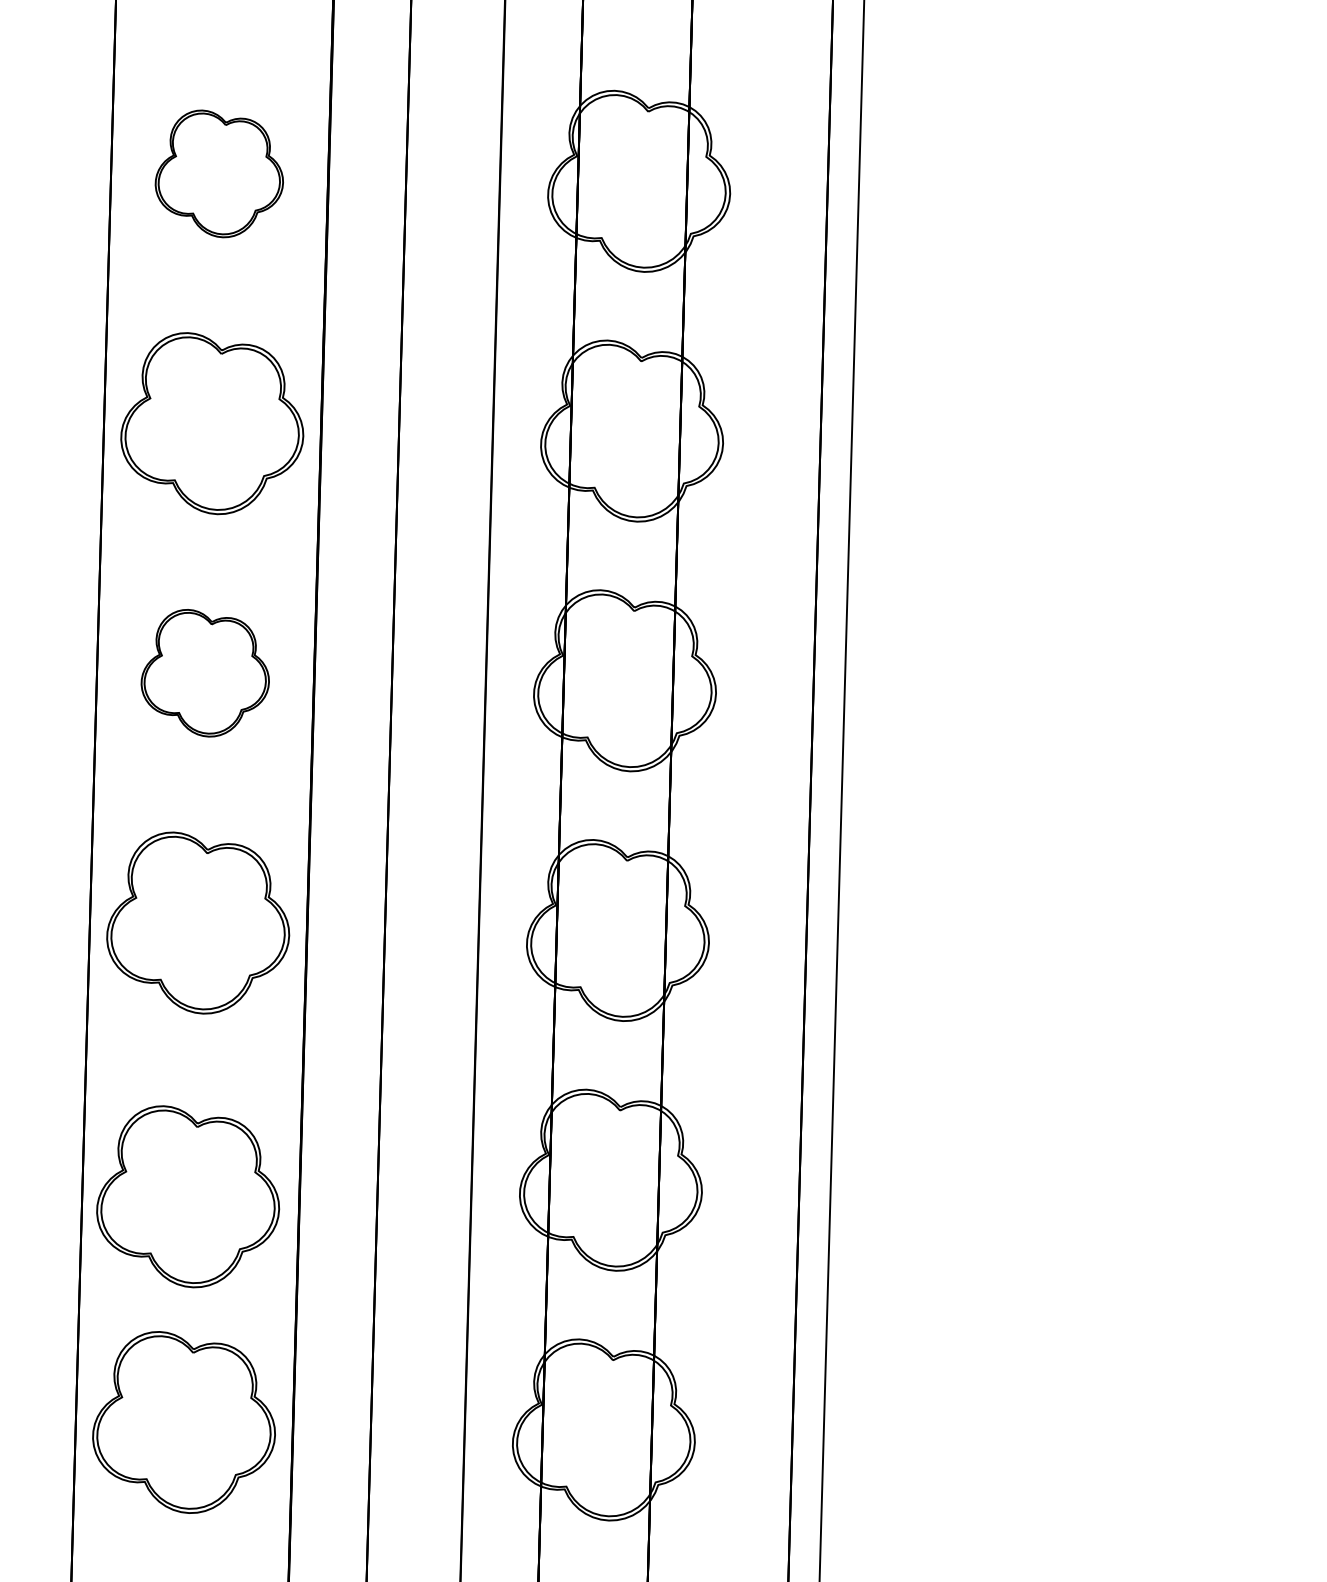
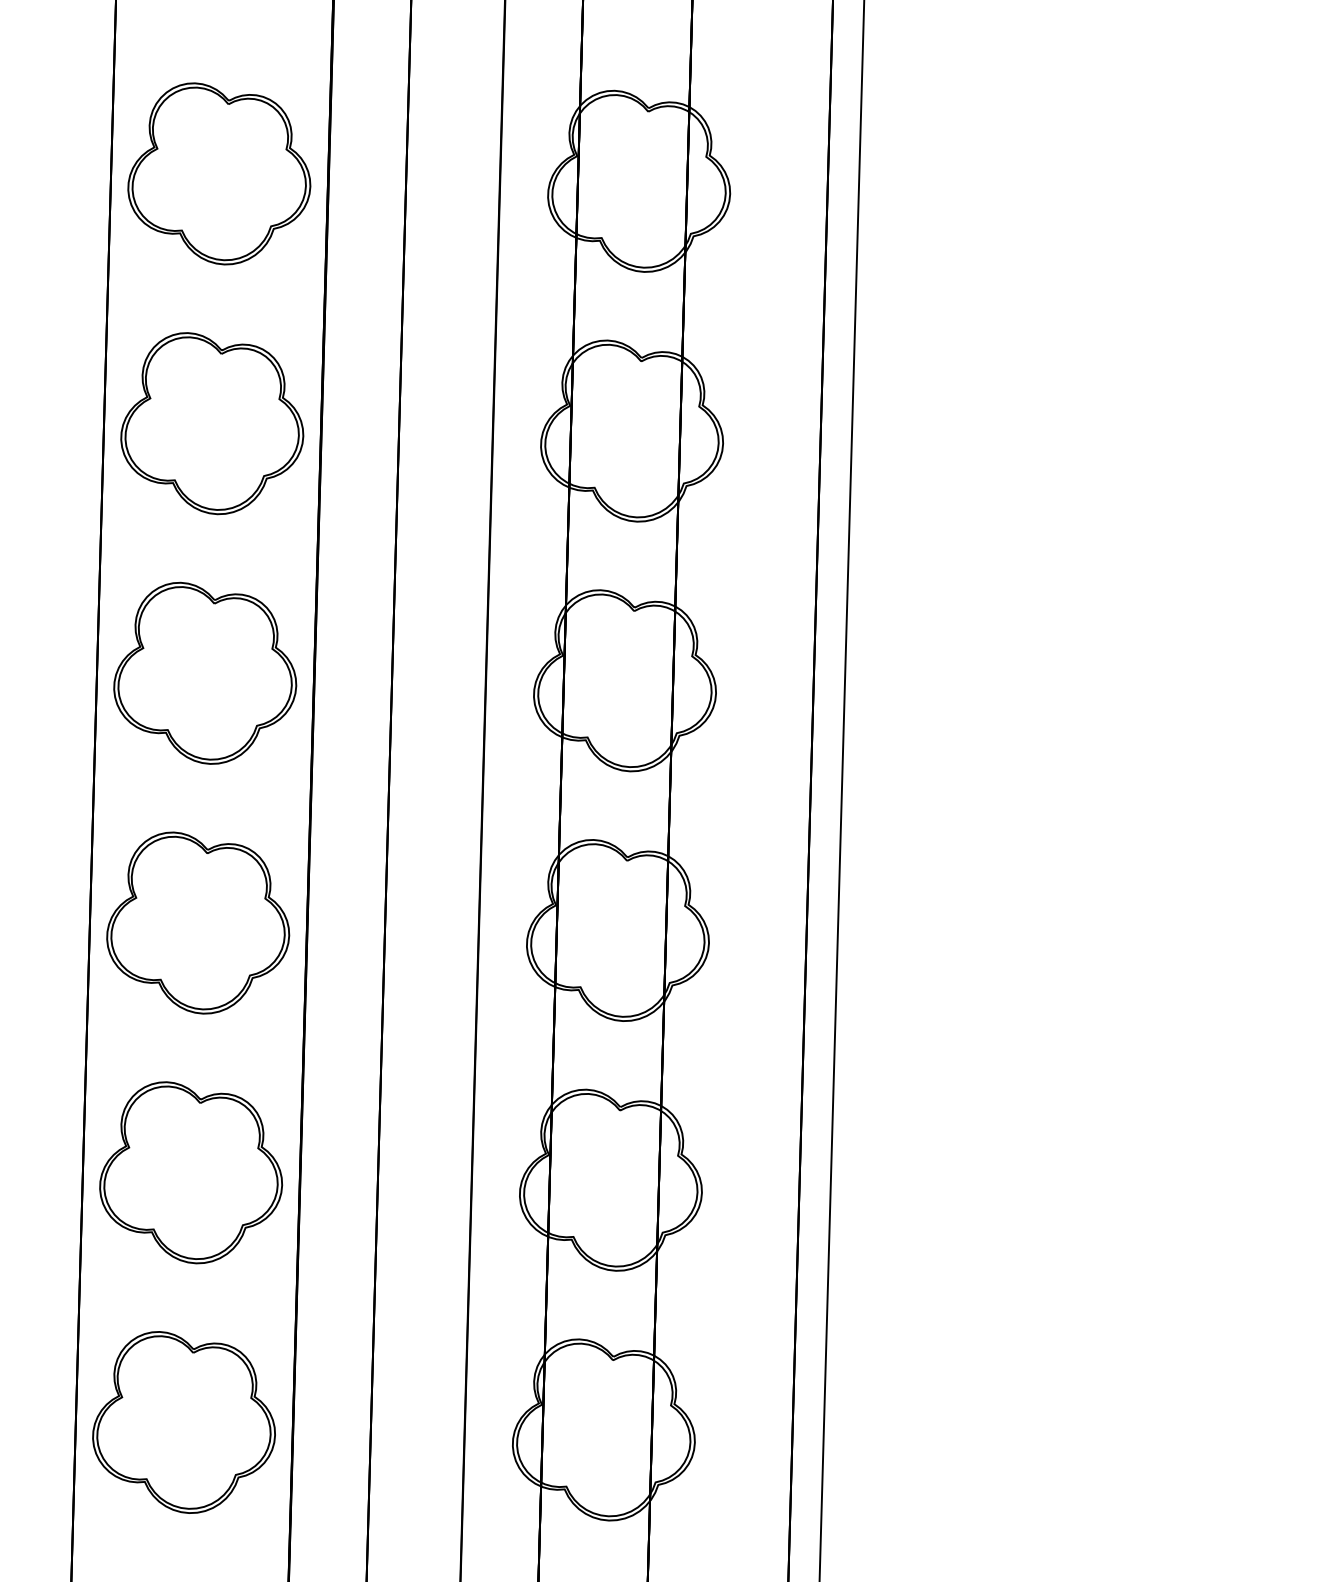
part size: 130x130 px -> 185x184 px (219, 173)
part size: 130x129 px -> 185x184 px (205, 672)
part position: (188, 1196) -> (191, 1172) (191, 1172)
